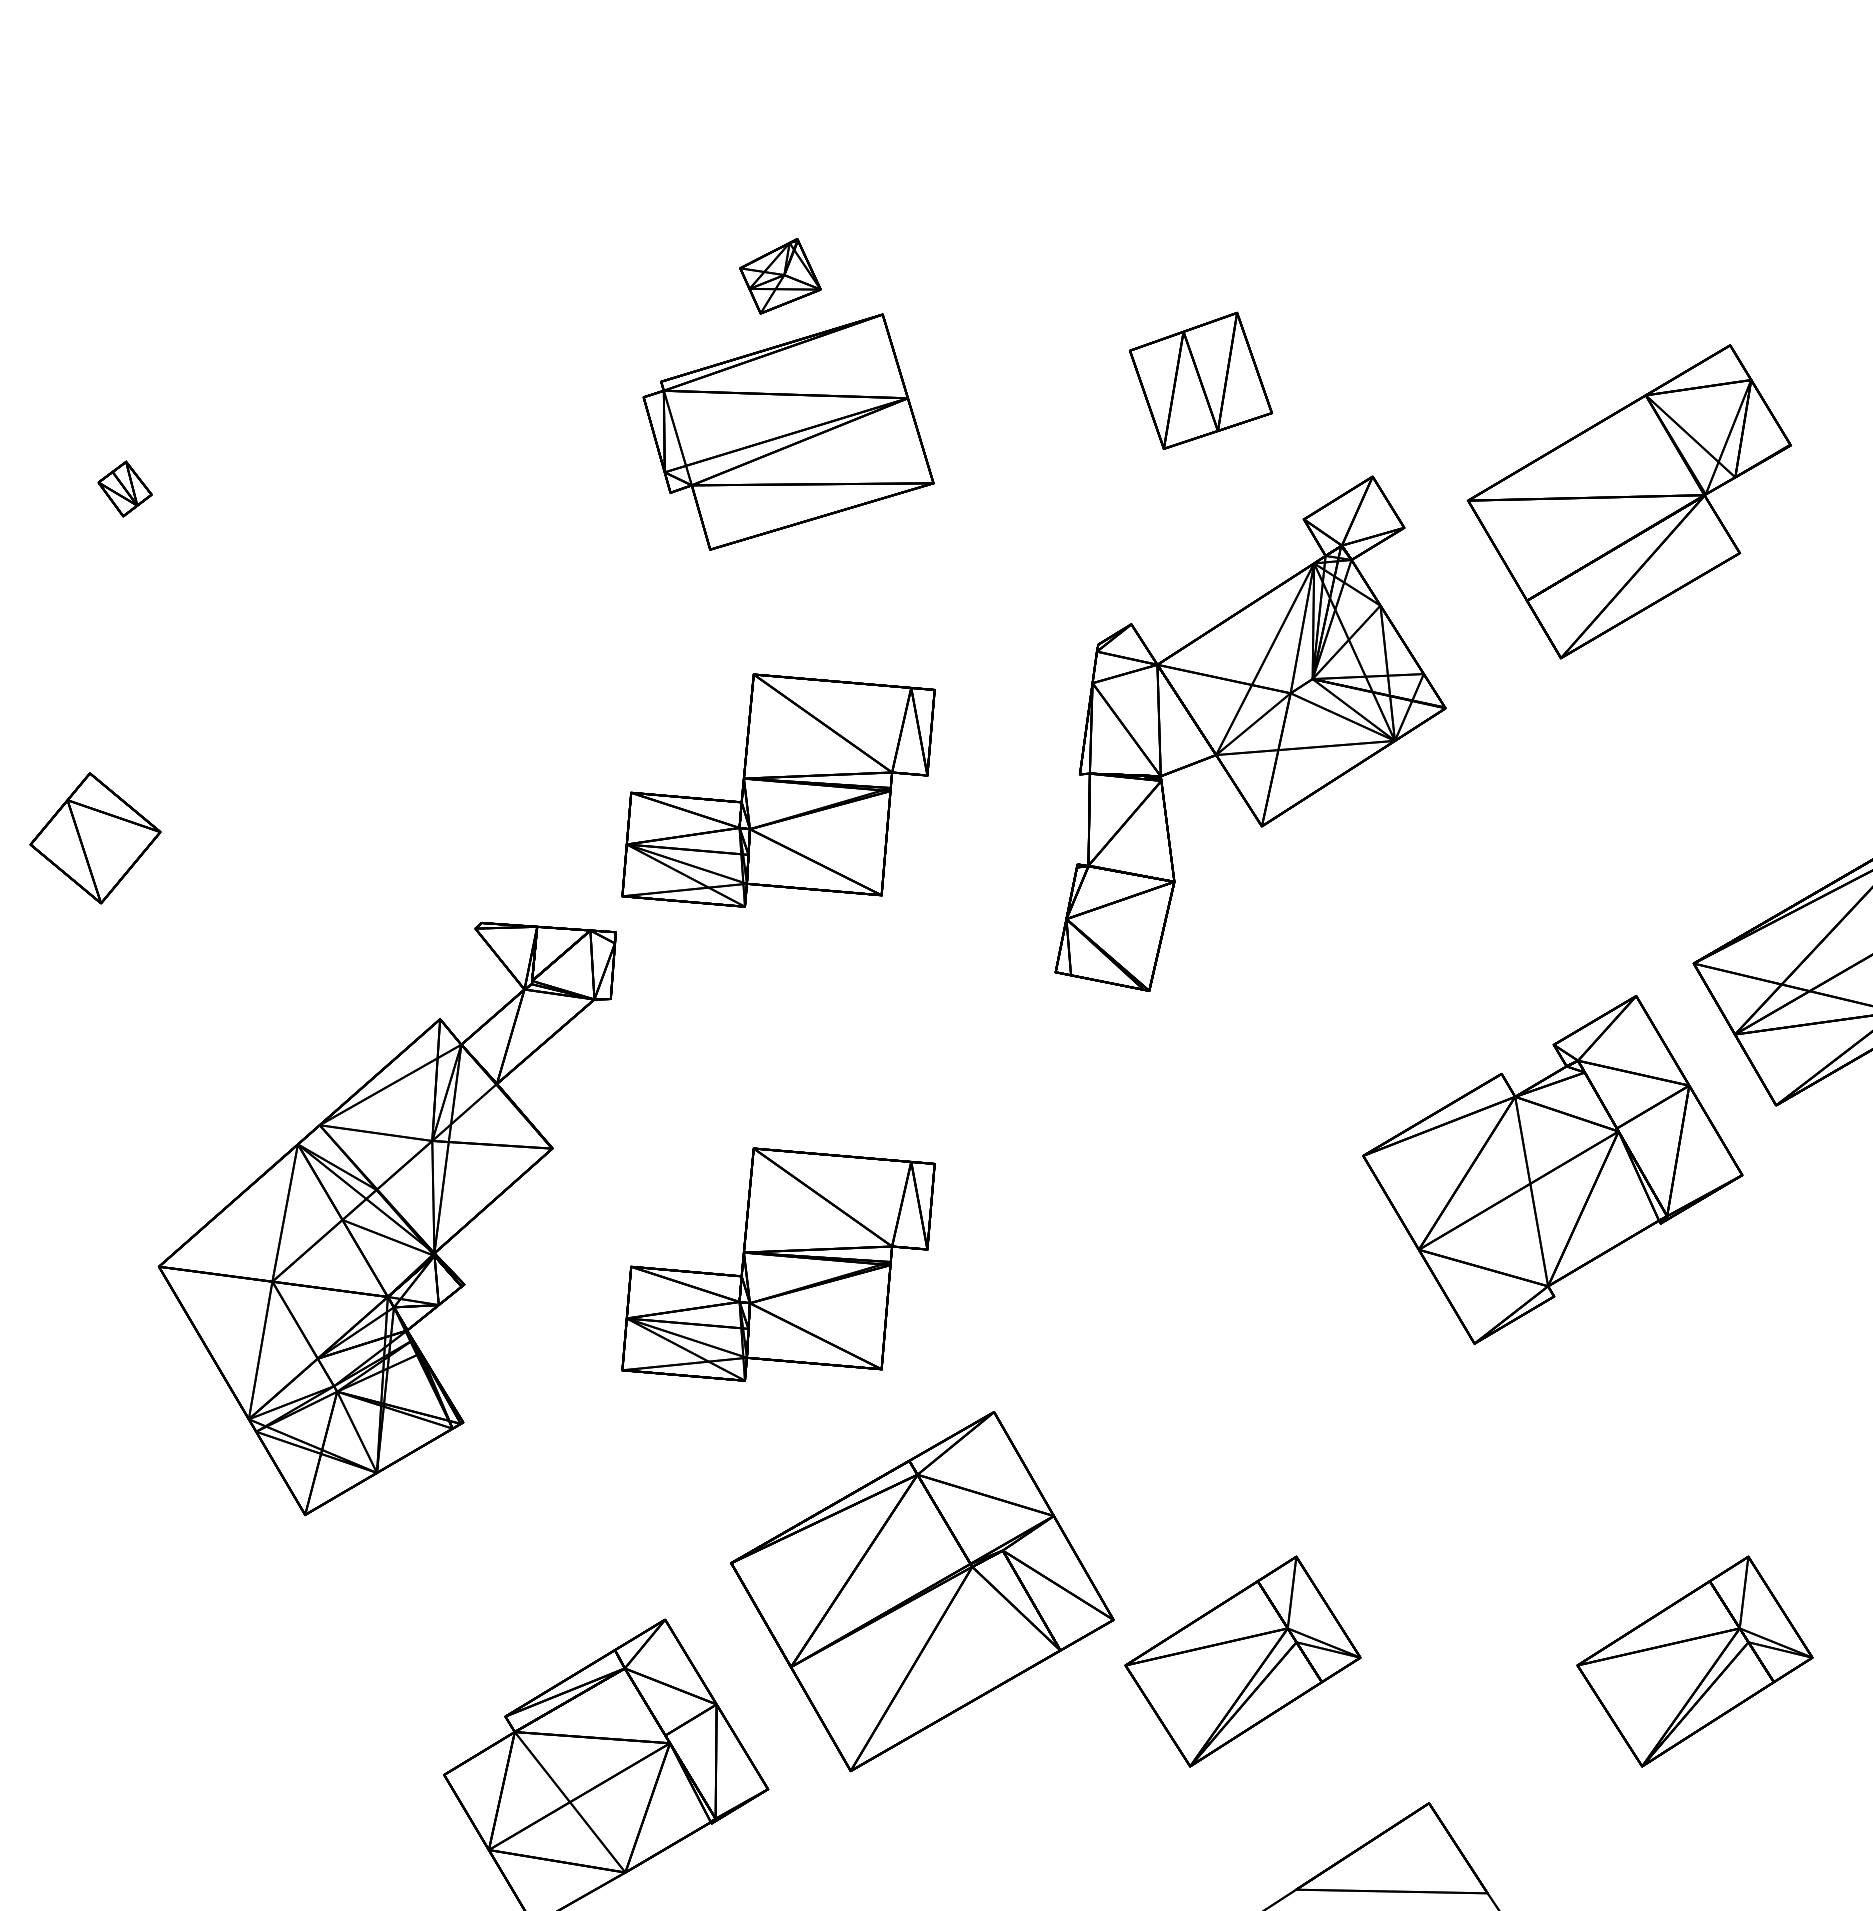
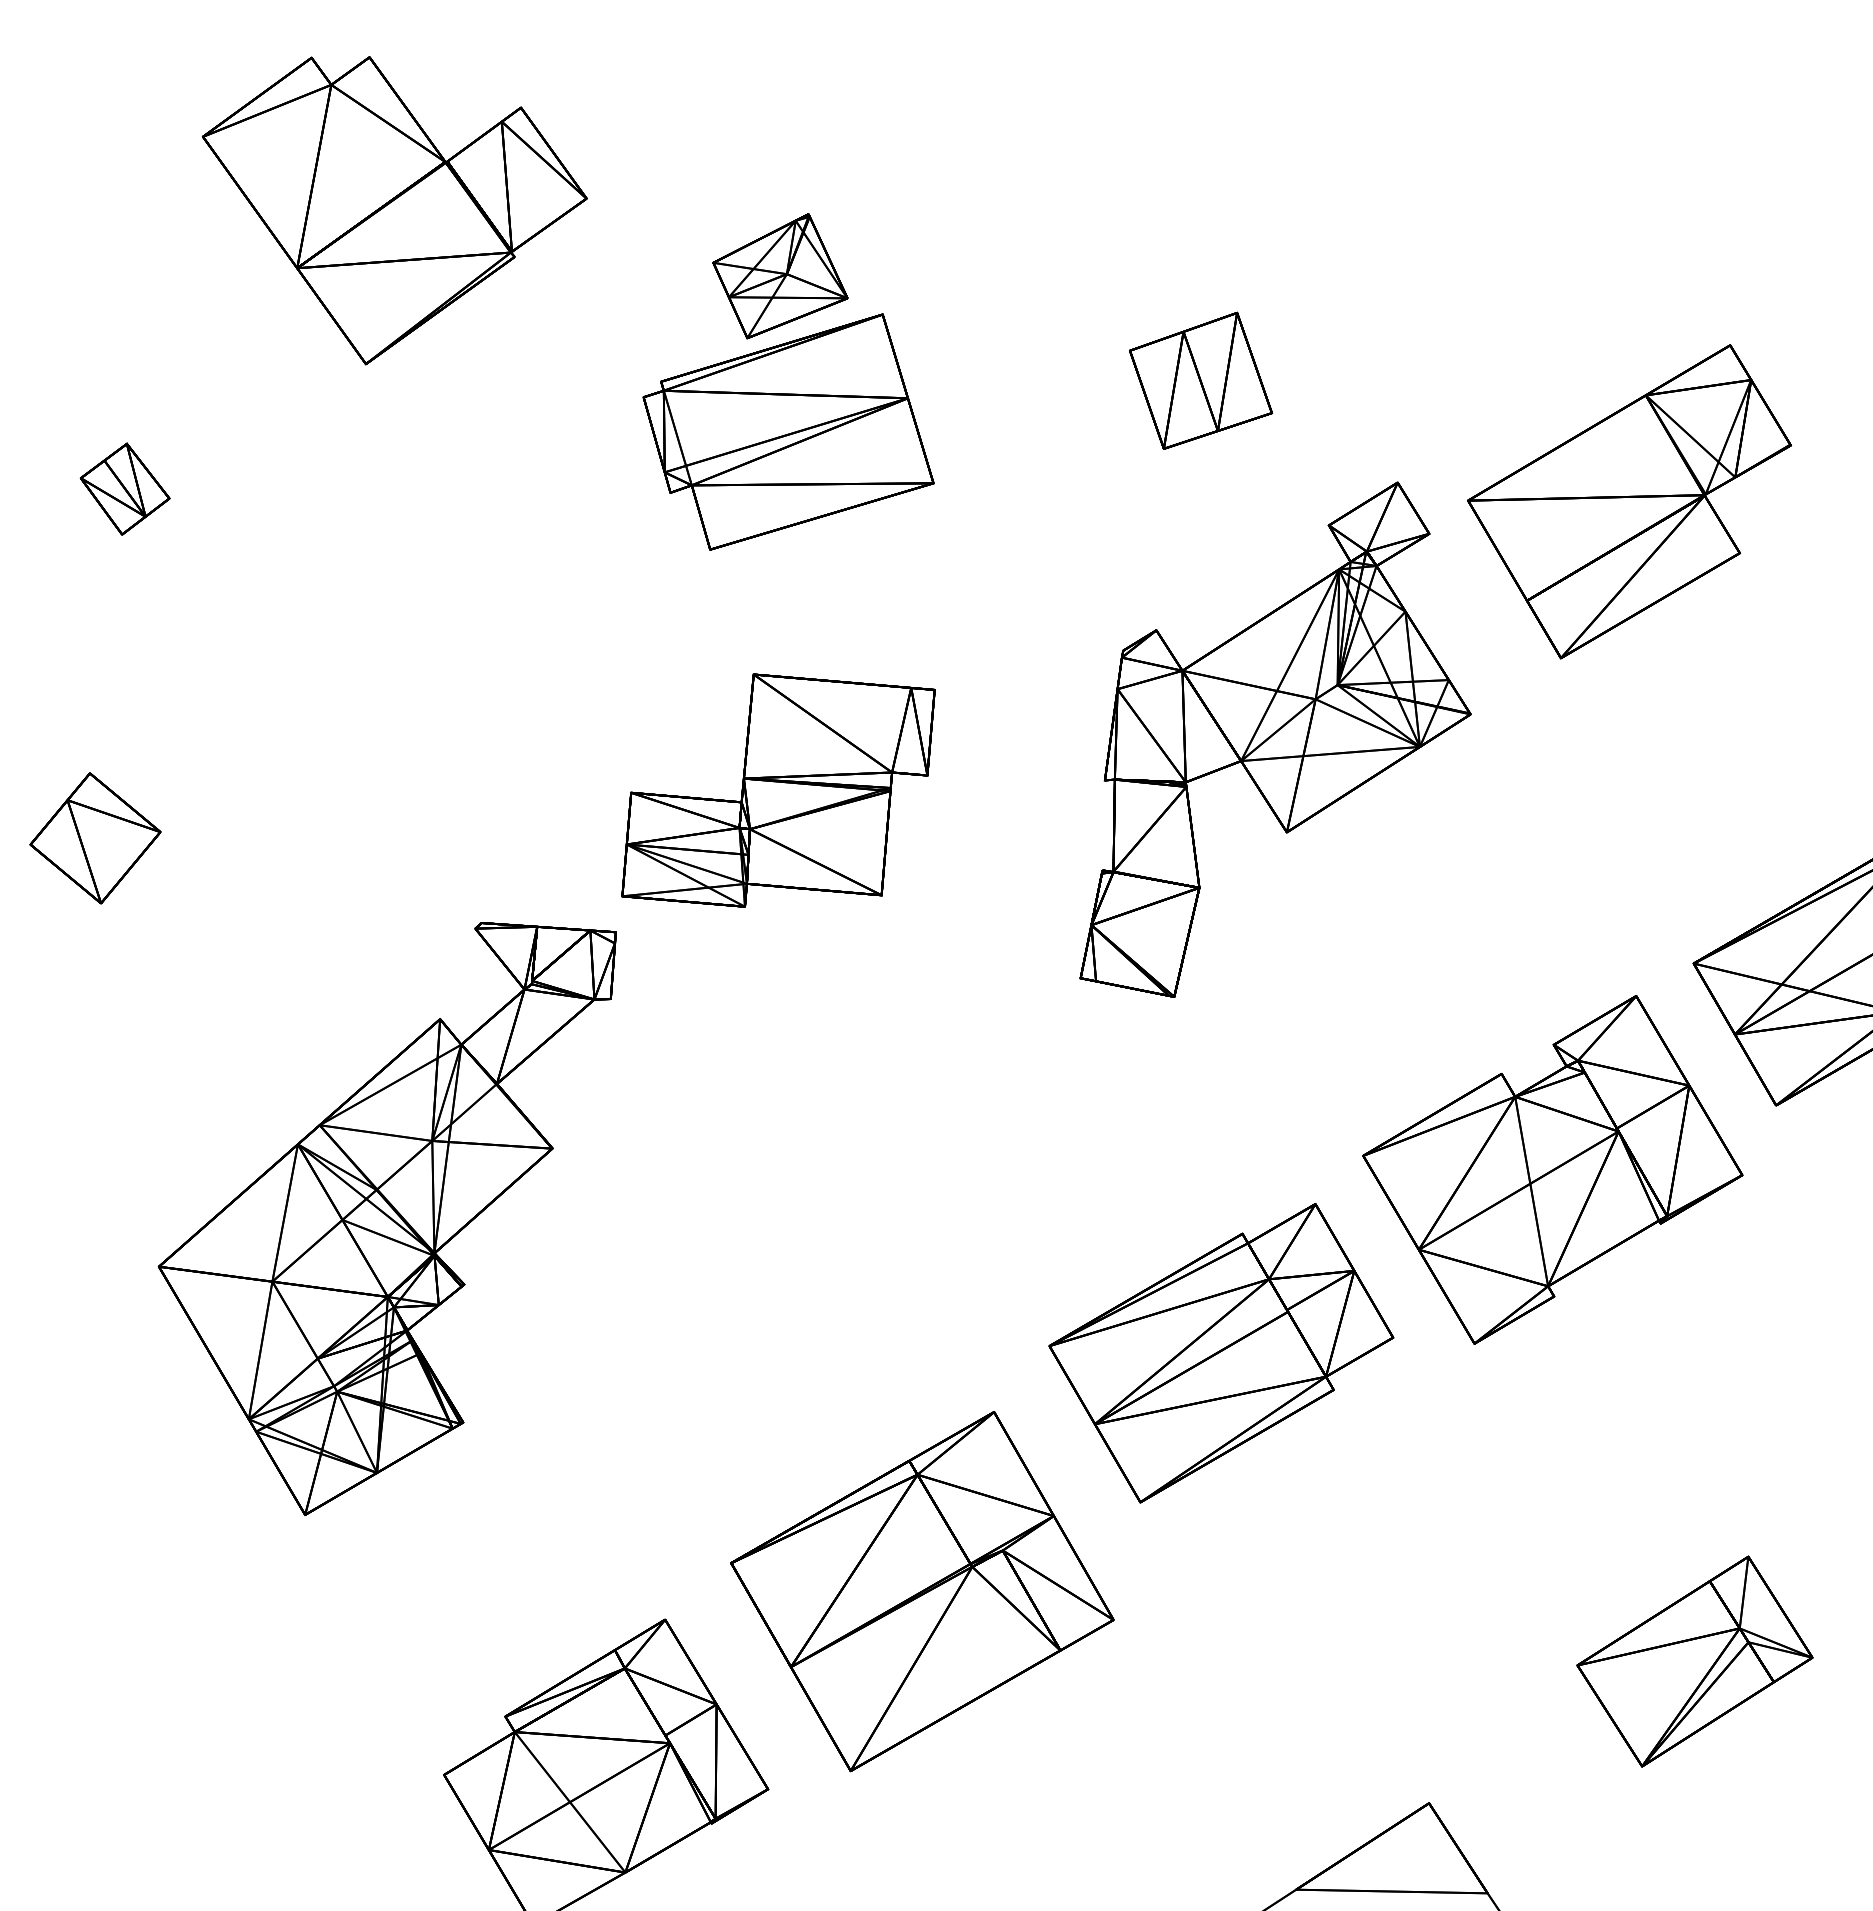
part: none -> present (394, 210)
part size: 83x77 px -> 137x127 px (780, 276)
part size: 56x58 px -> 92x94 px (124, 488)
part position: (1250, 733) -> (1275, 739) (1275, 739)
part: present -> none (778, 1264)
part: none -> present (1221, 1353)
part: present -> none (1242, 1661)
